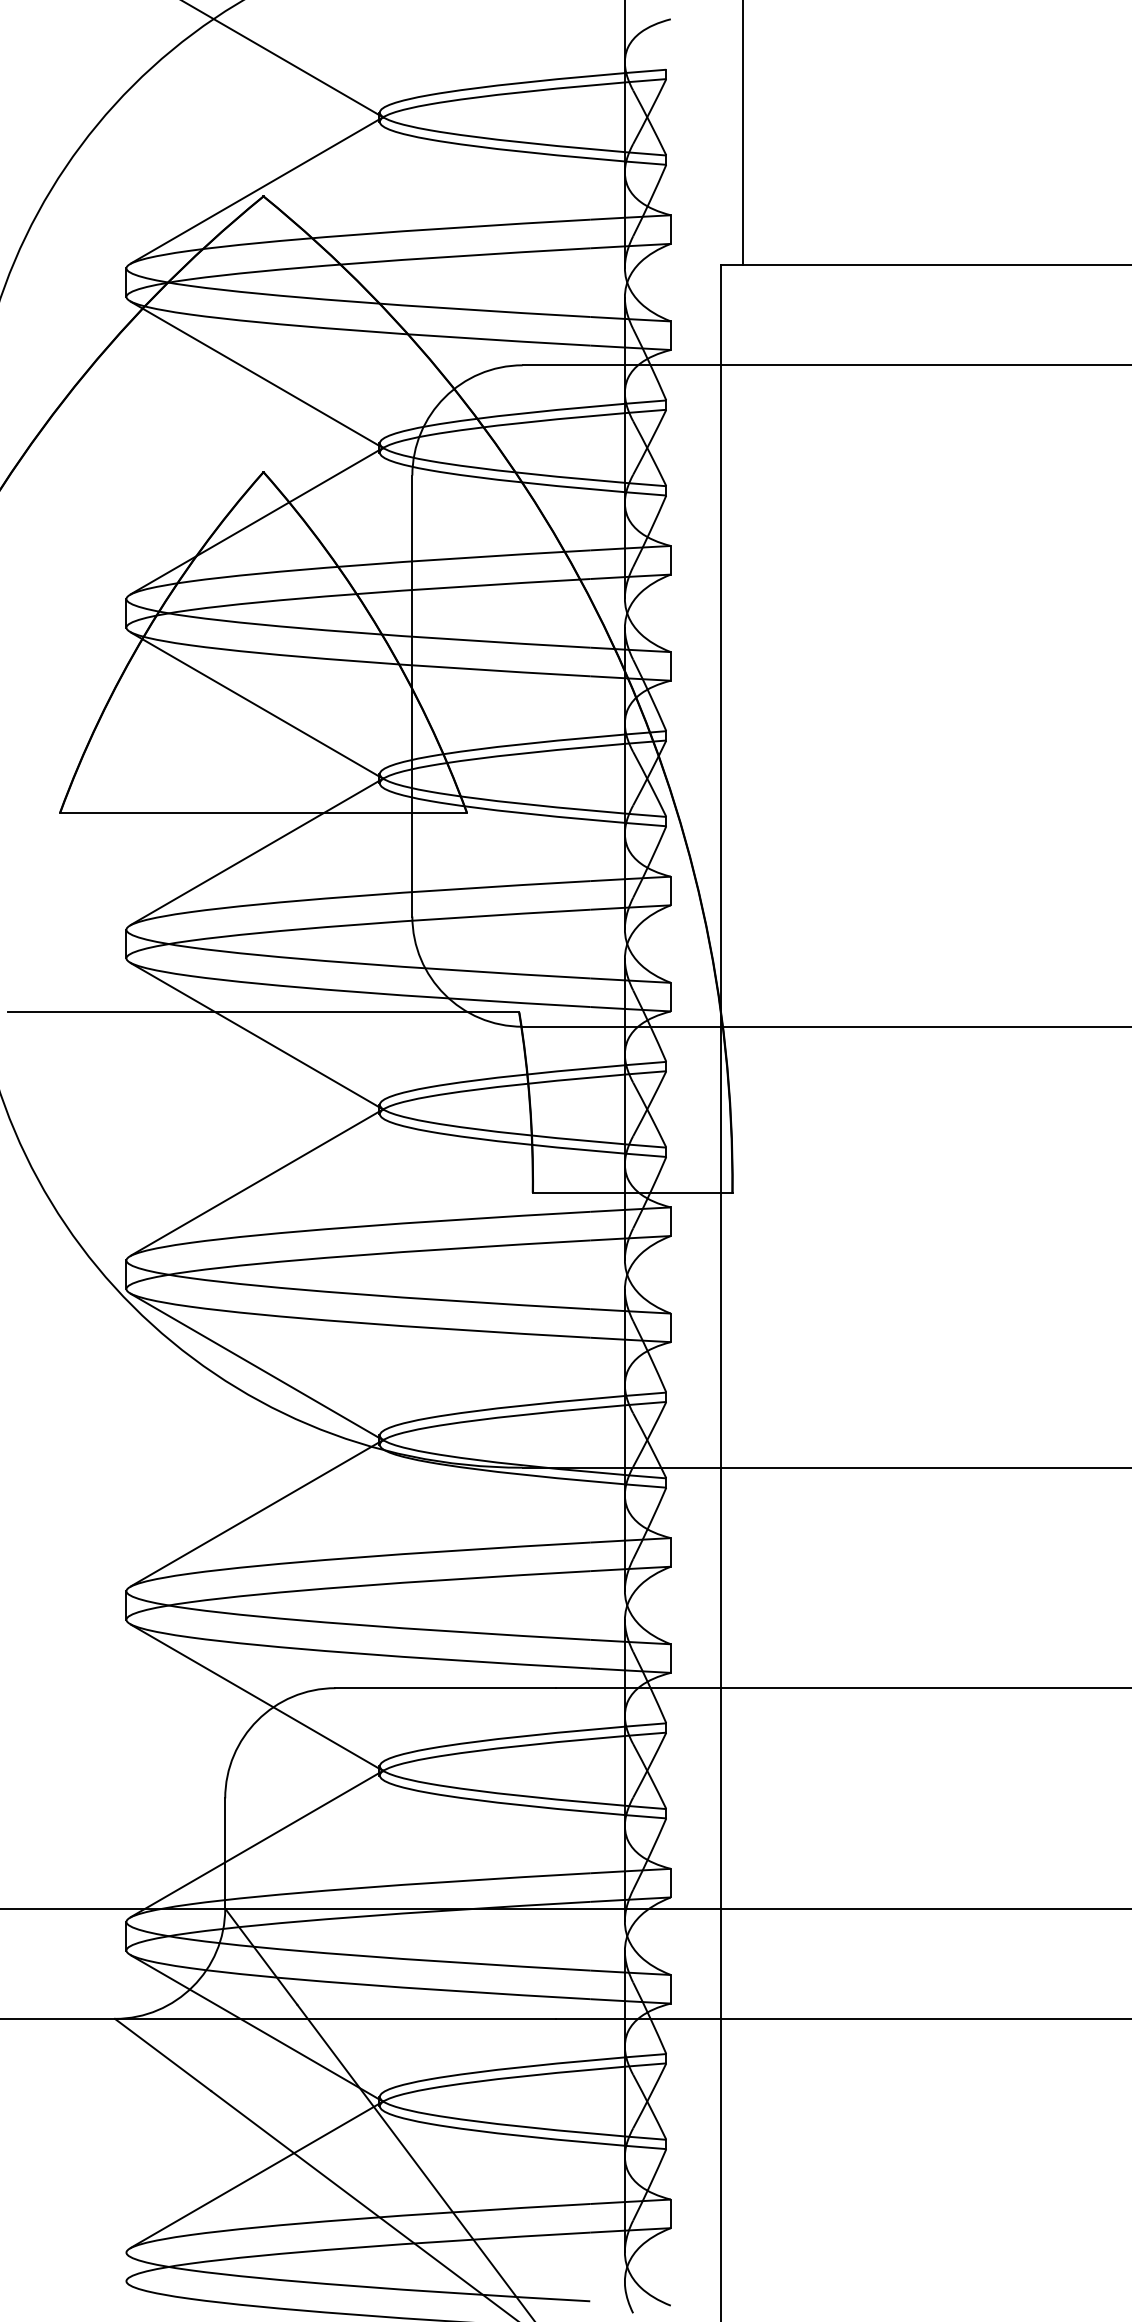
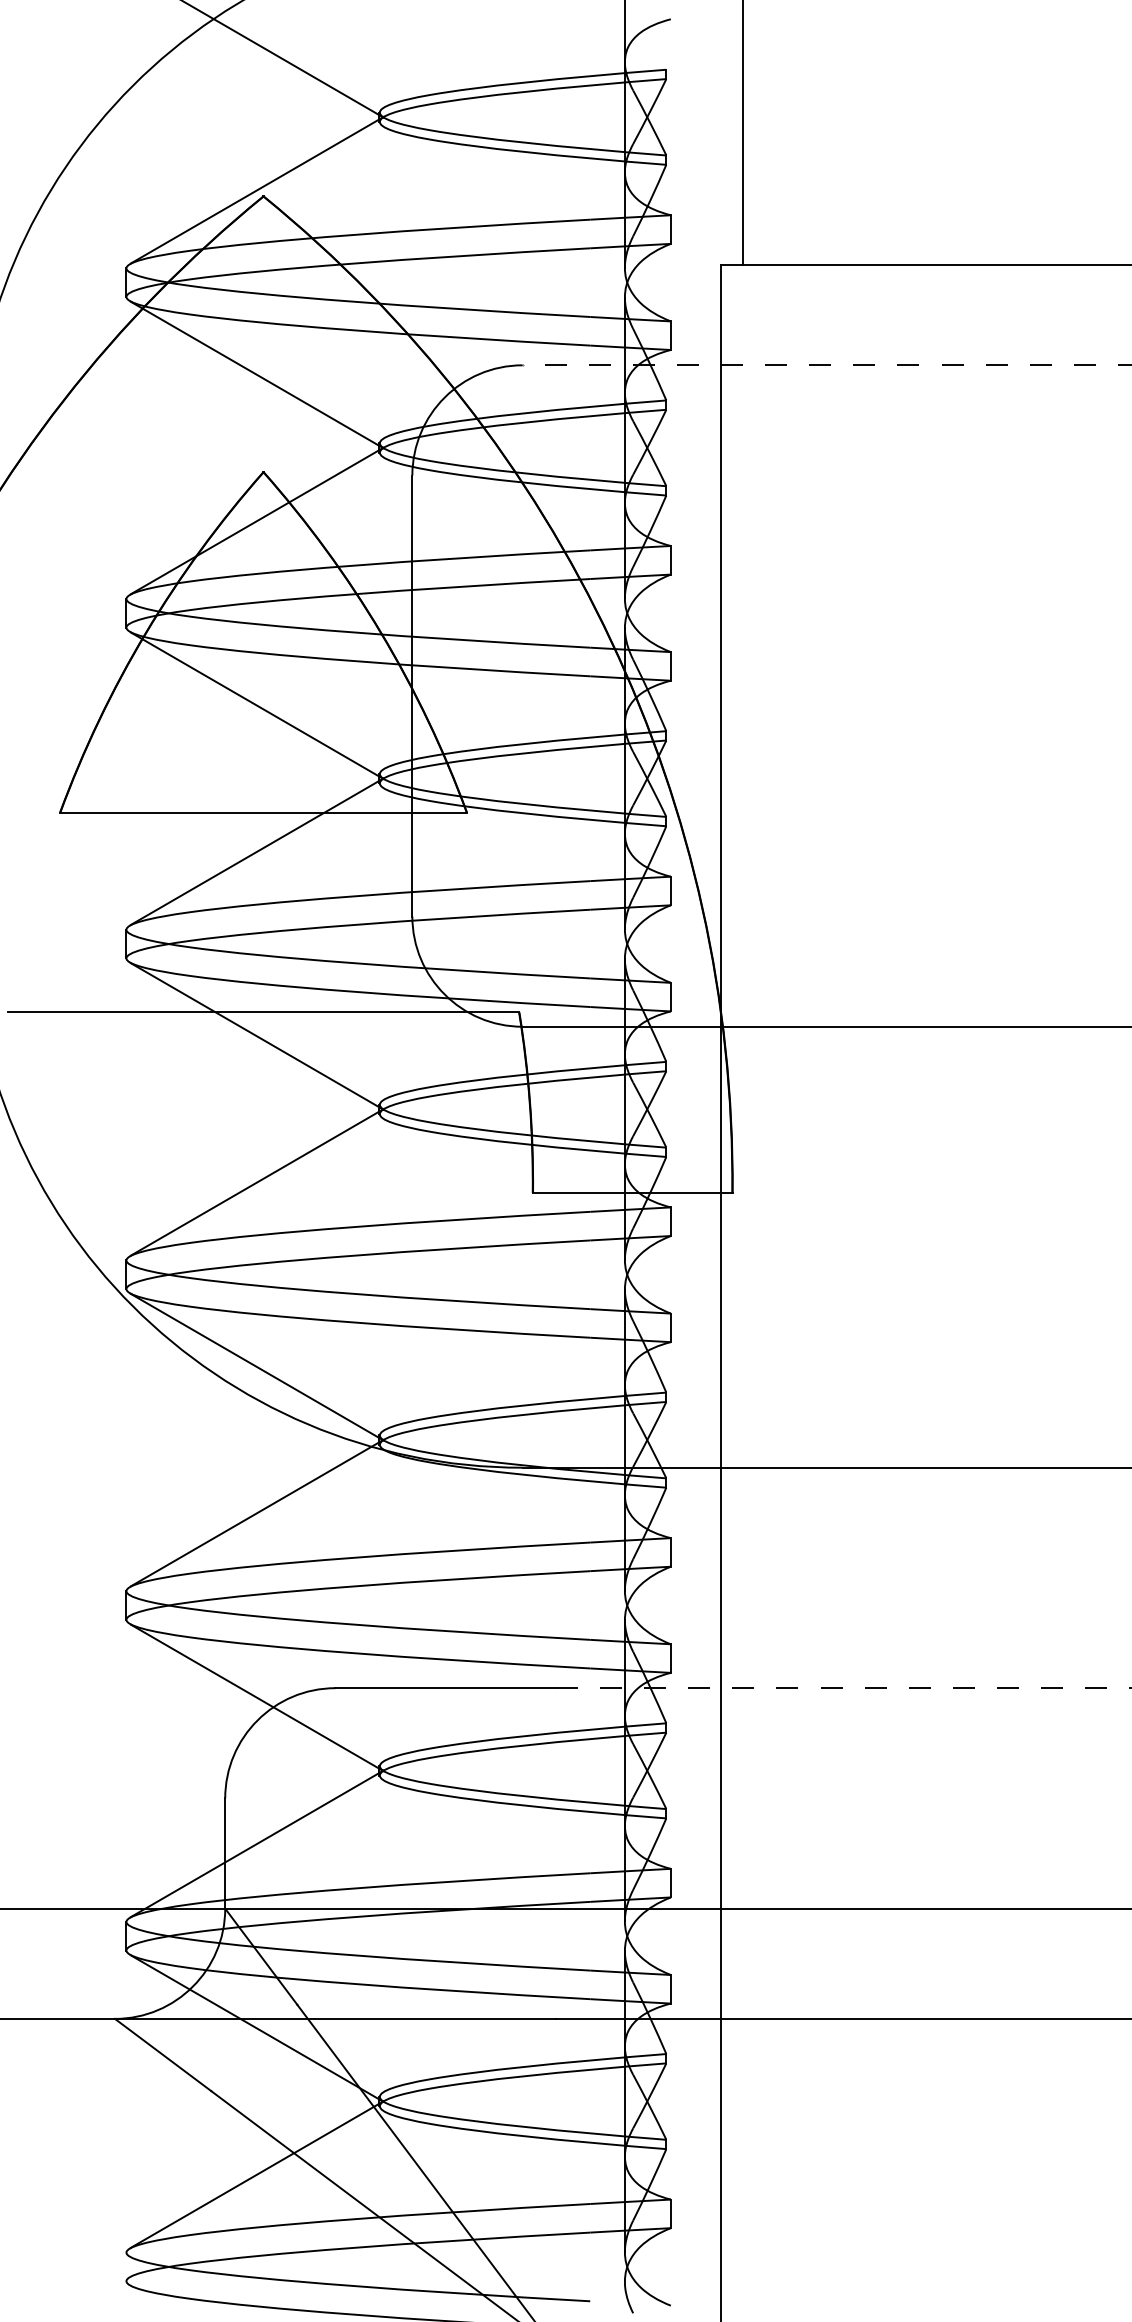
line: solid -> dashed (826, 365)
line: solid -> dashed (843, 1688)
